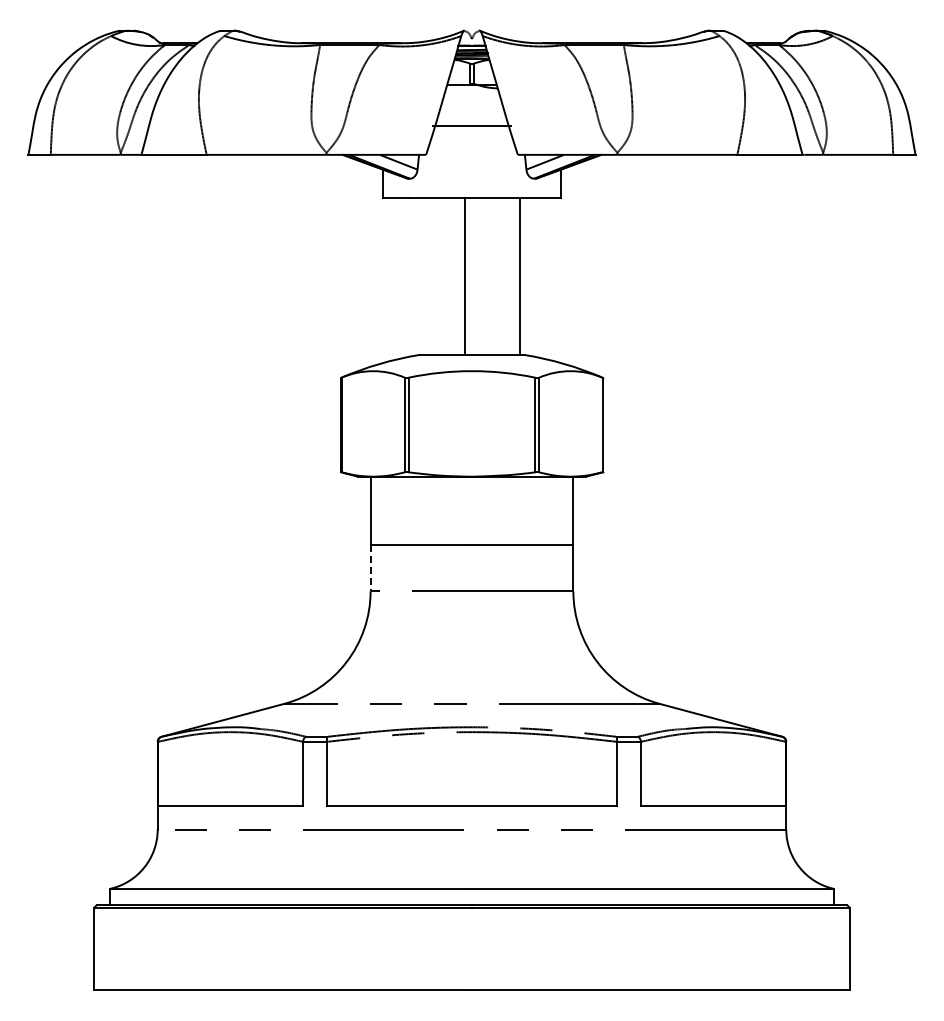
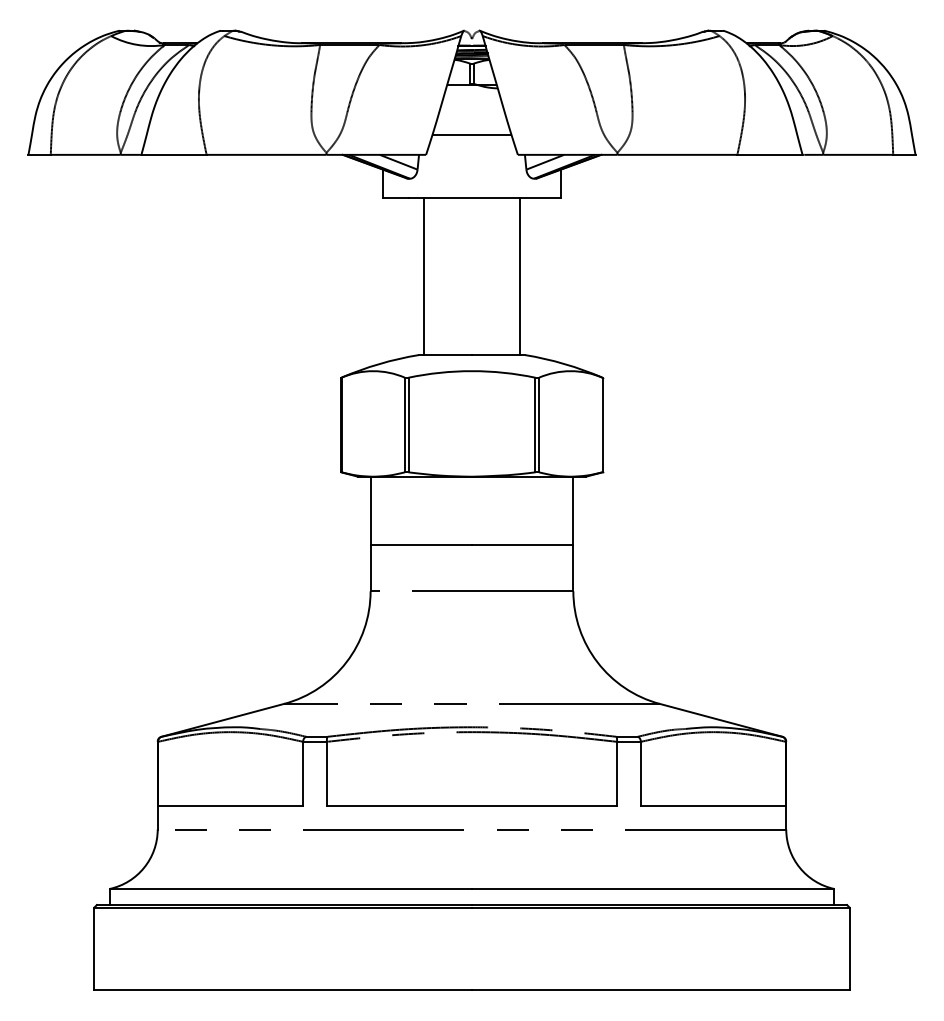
line position: (471, 125) -> (471, 134) (471, 134)
line position: (464, 276) -> (423, 276) (423, 276)
line: dashed -> solid (370, 568)
